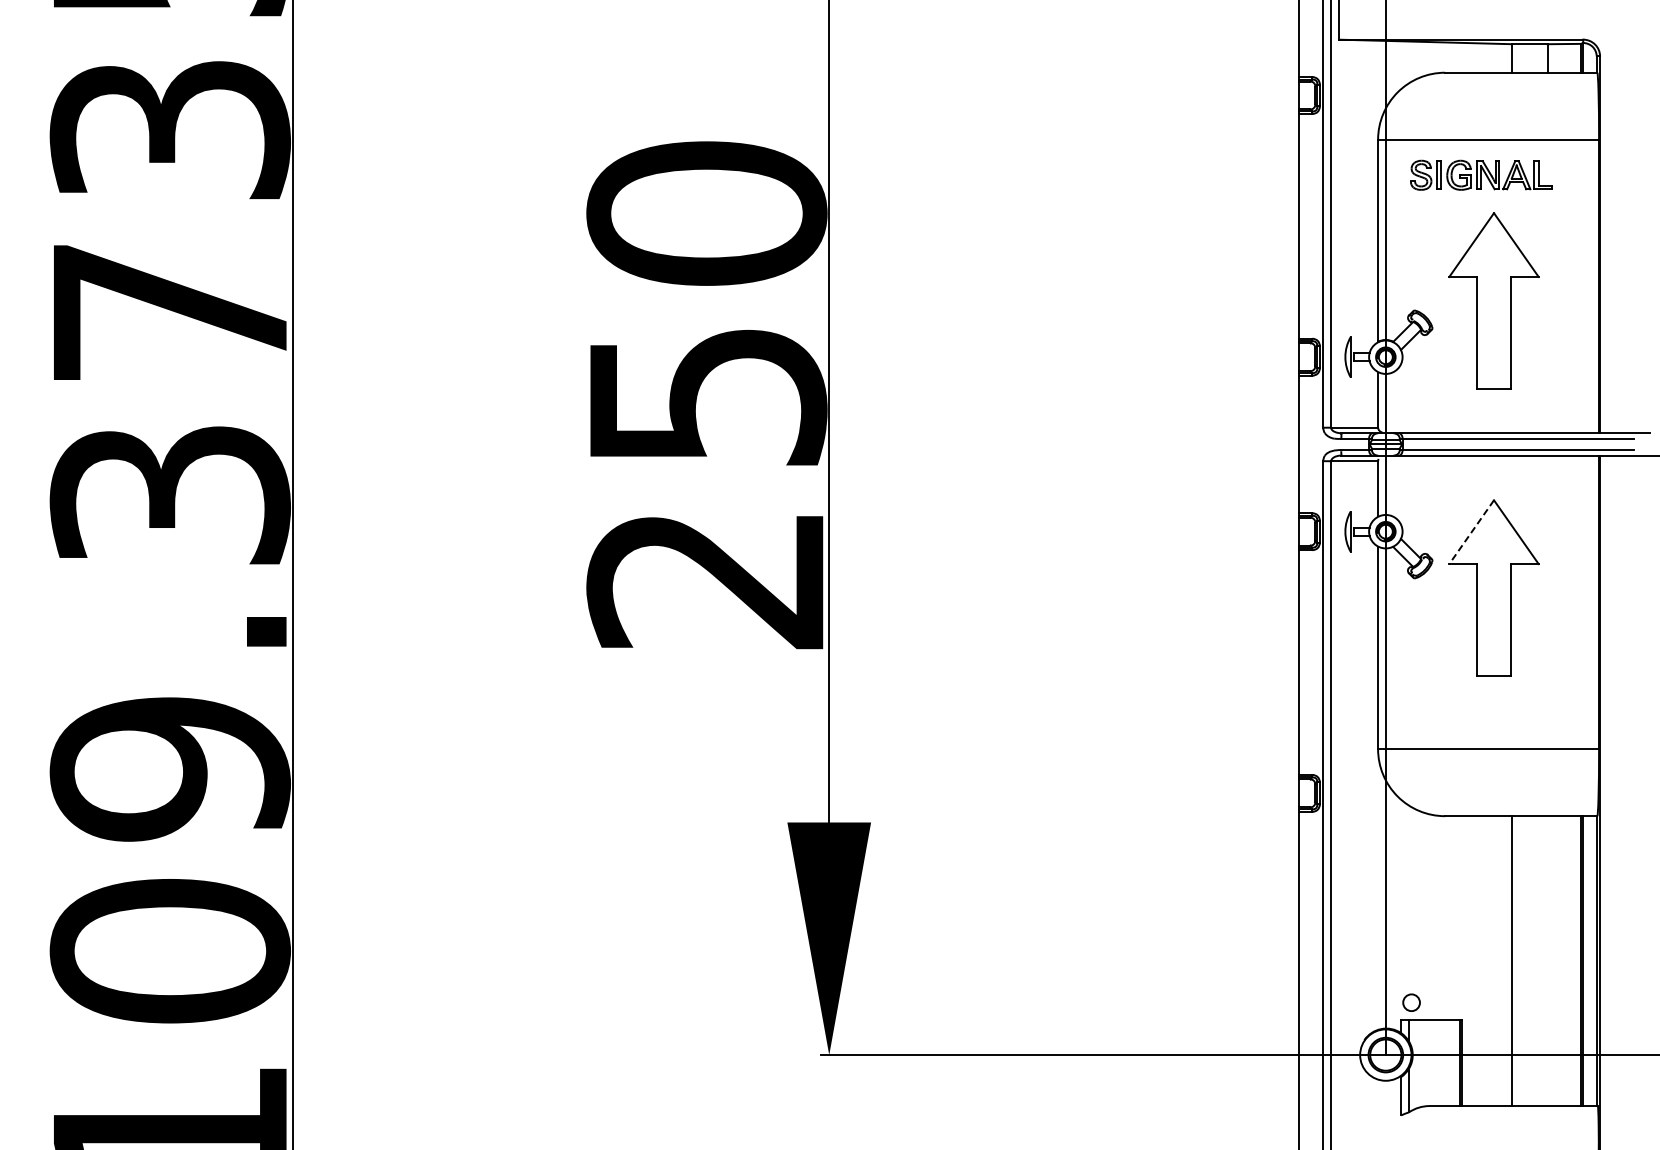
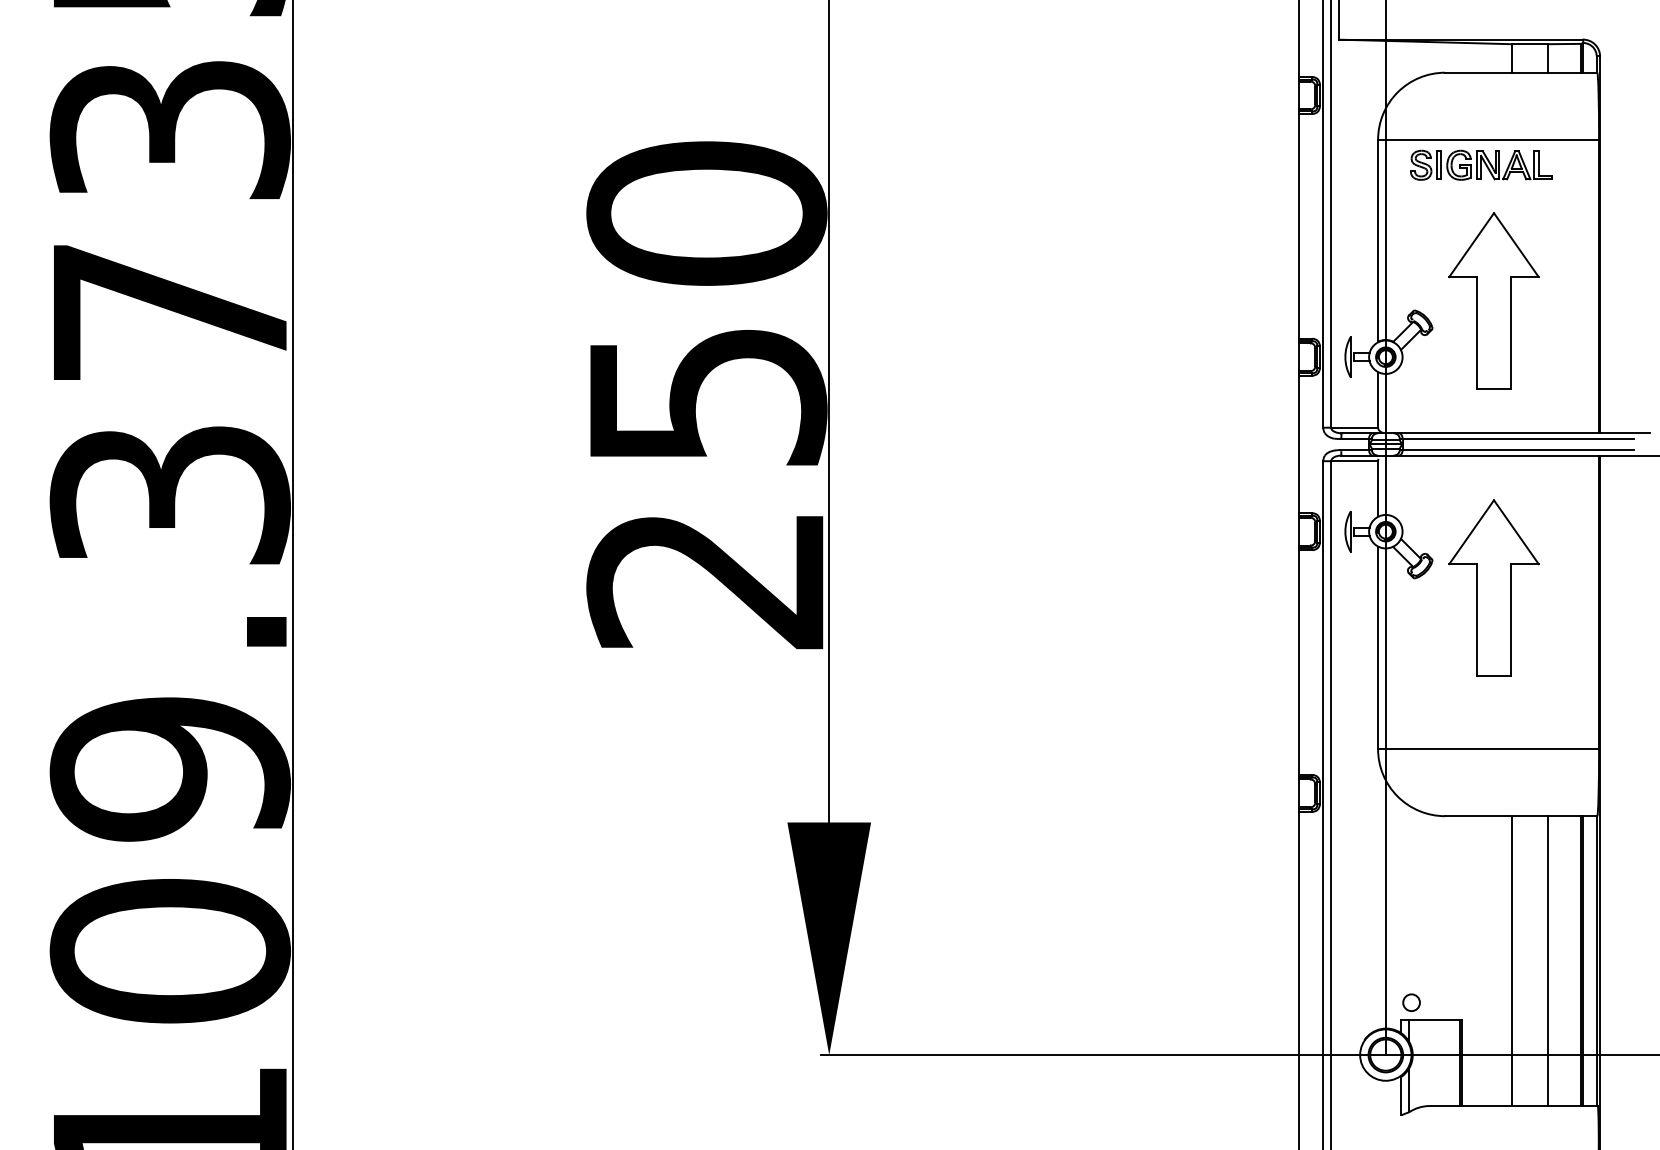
part position: (1481, 174) -> (1481, 164) (1481, 164)
line: dashed -> solid (1471, 532)
line: none -> present (1547, 961)
